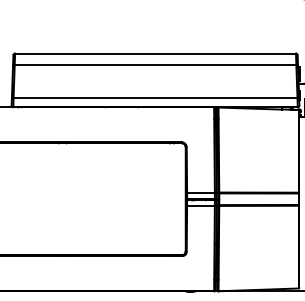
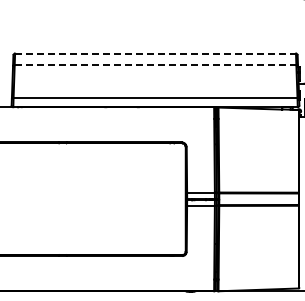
line: solid -> dashed (156, 53)
line: solid -> dashed (155, 65)
